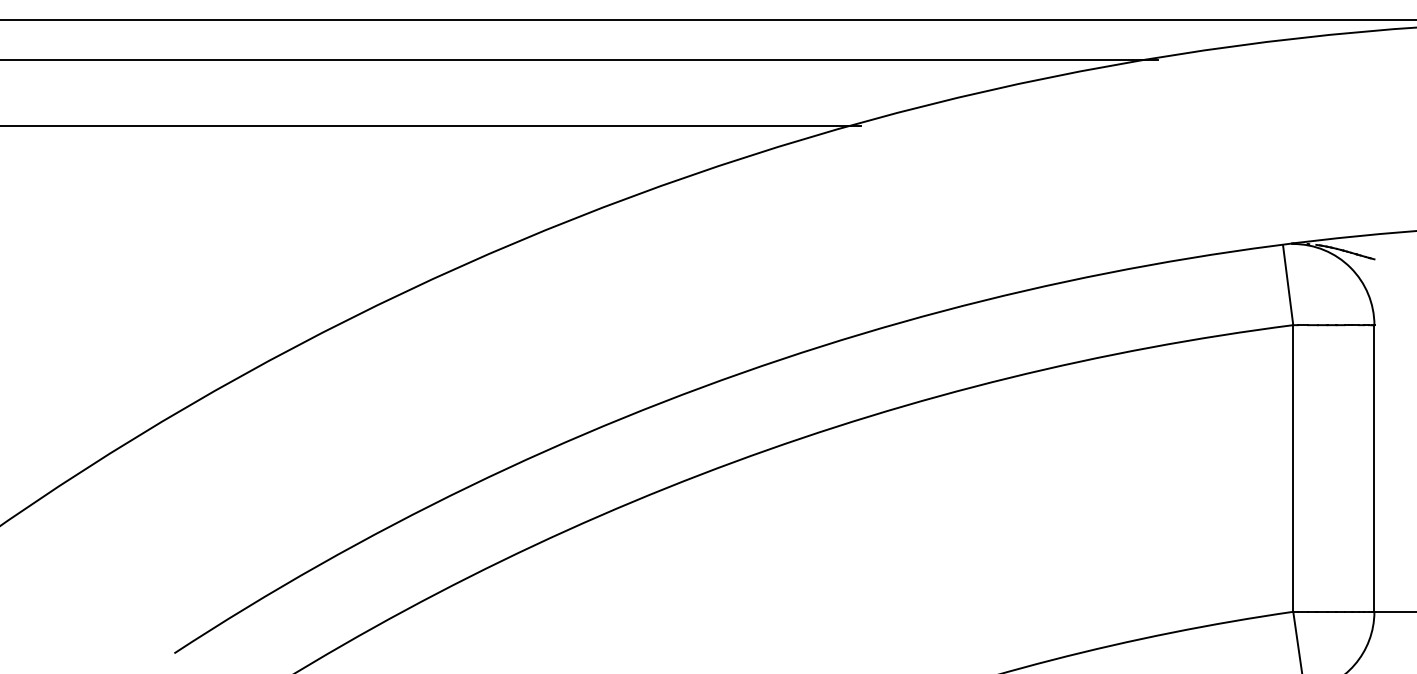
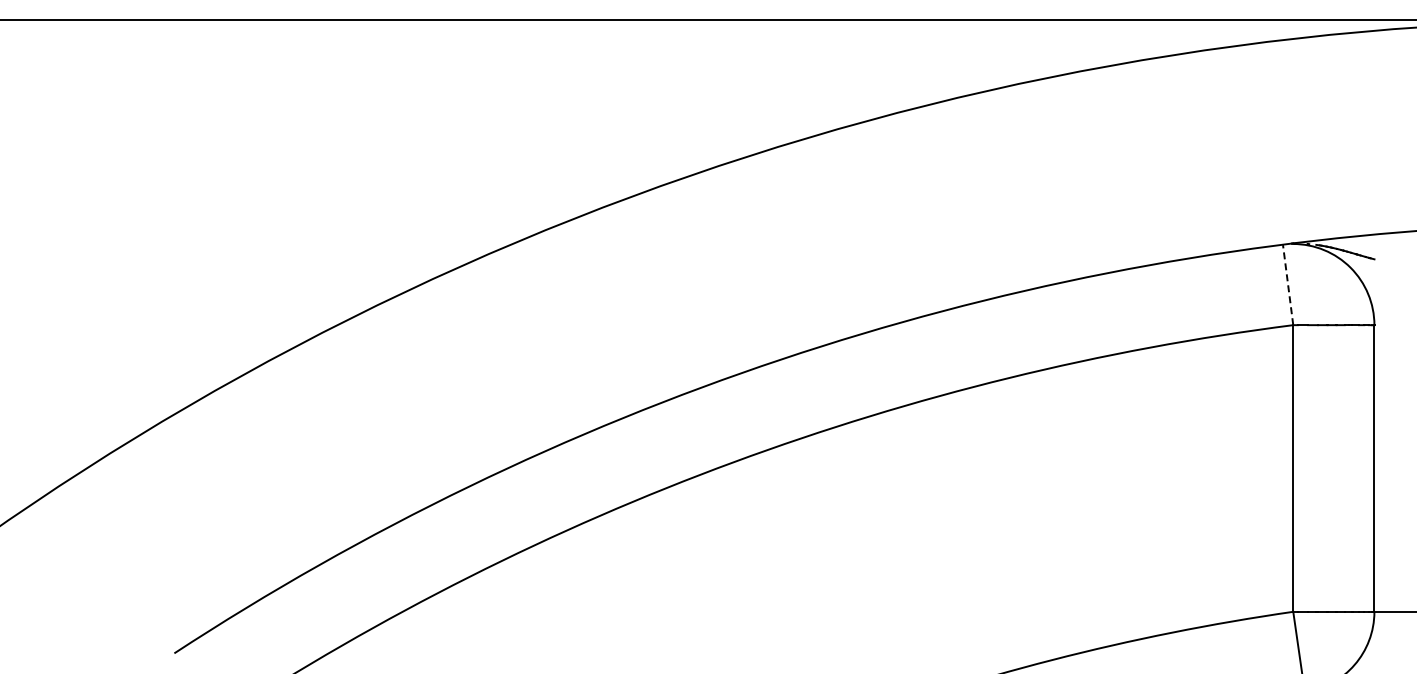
line: present -> none (579, 59)
line: present -> none (431, 125)
line: solid -> dashed (1288, 284)
